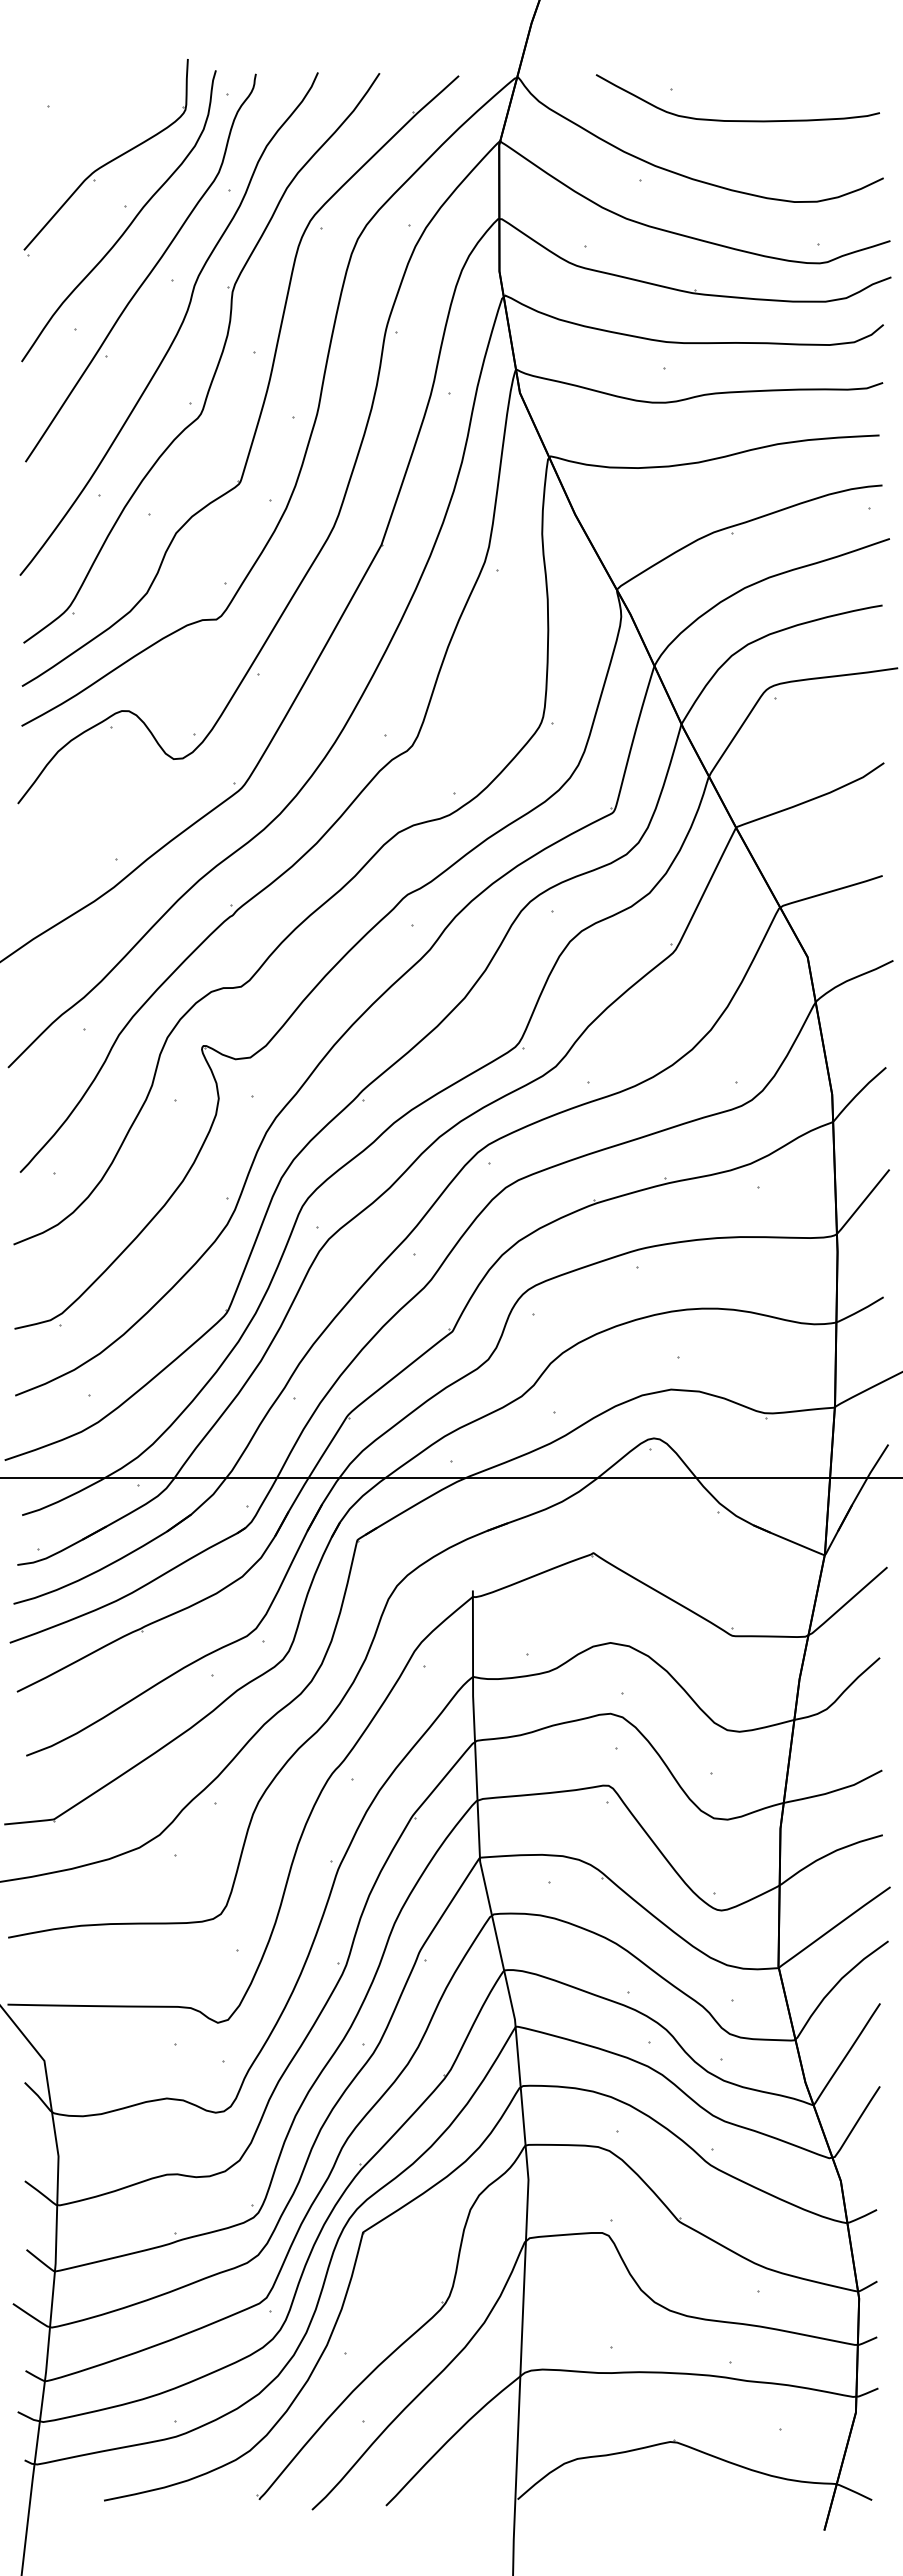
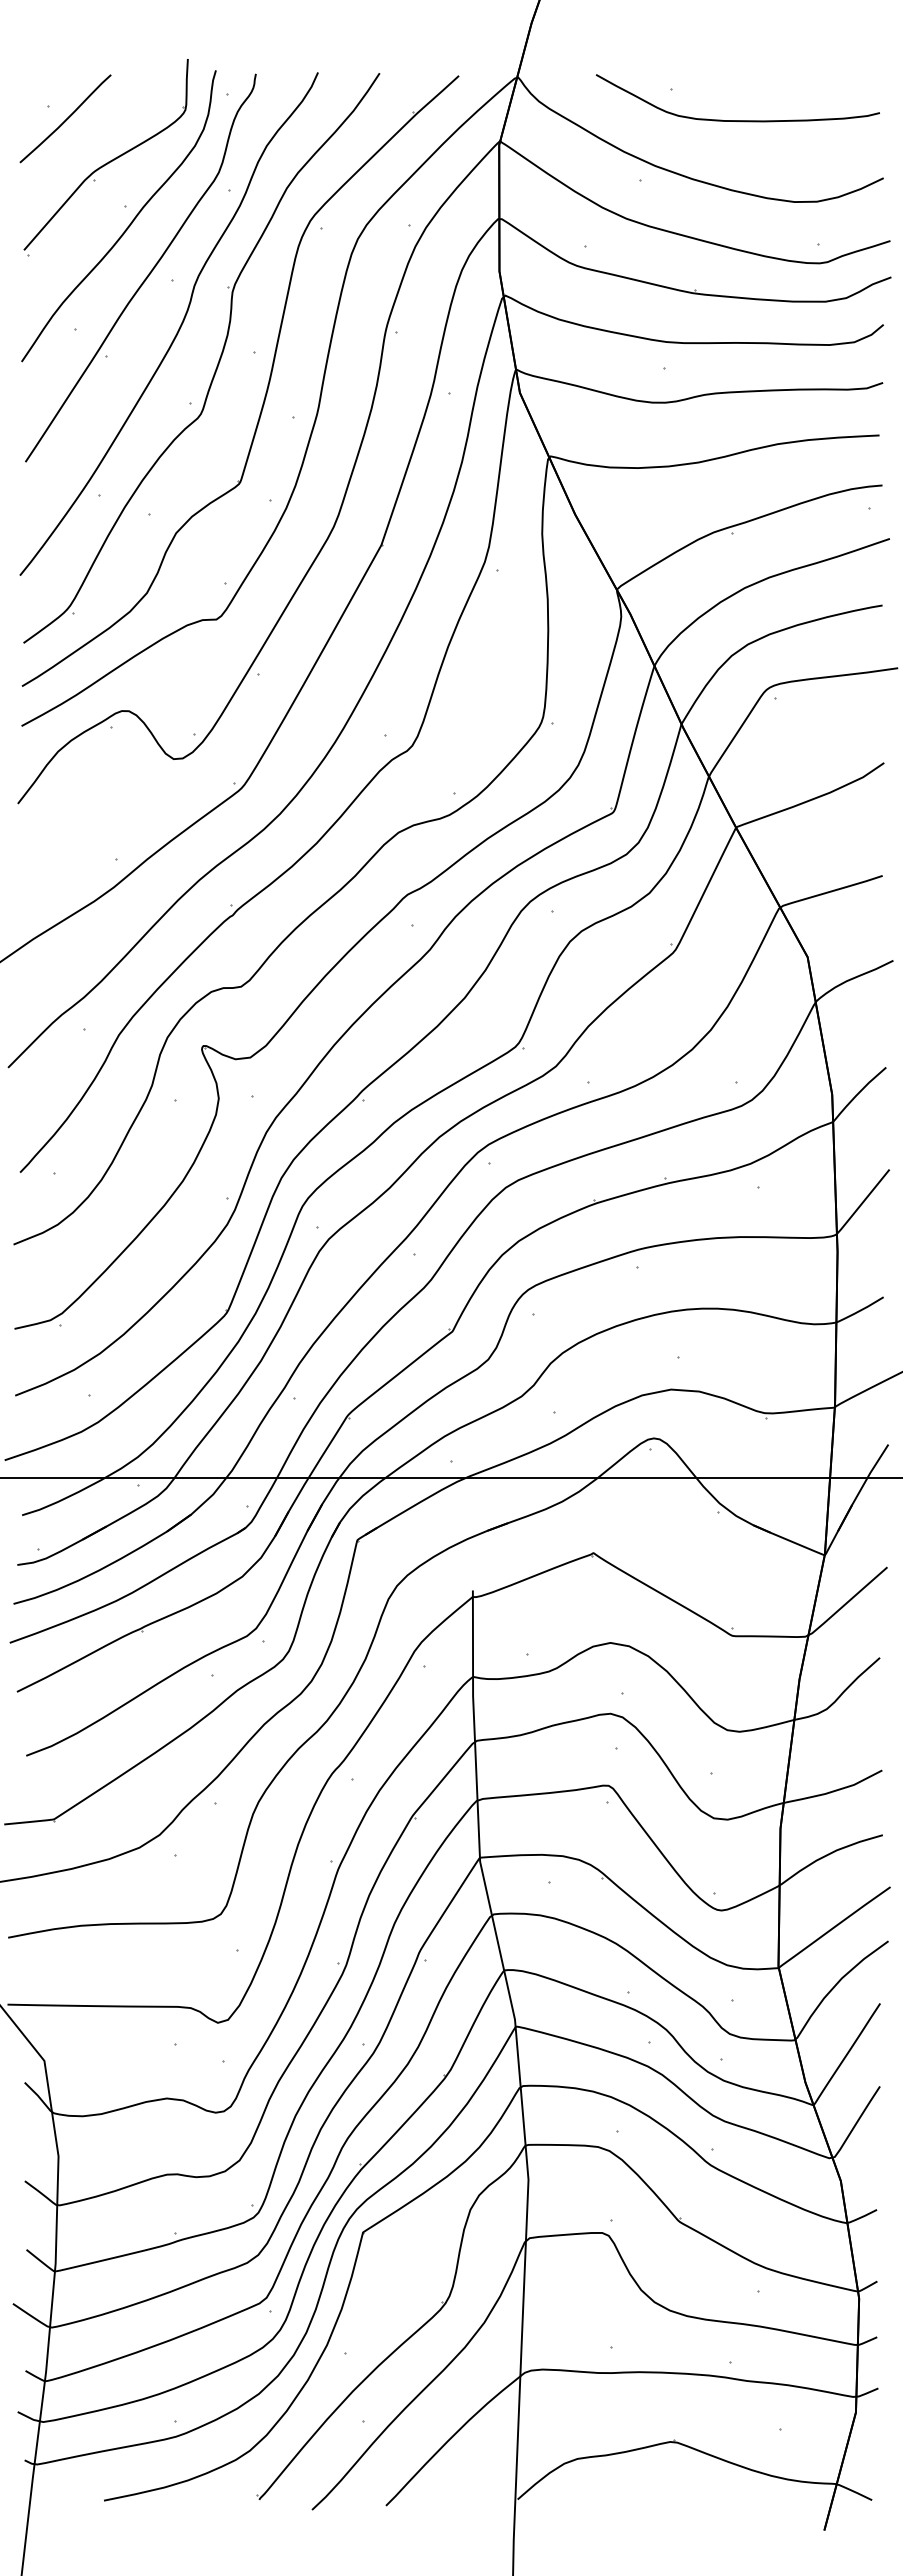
curve: none -> present (66, 118)
